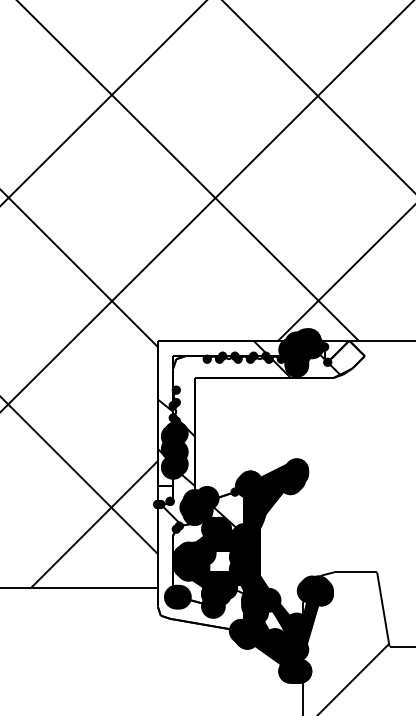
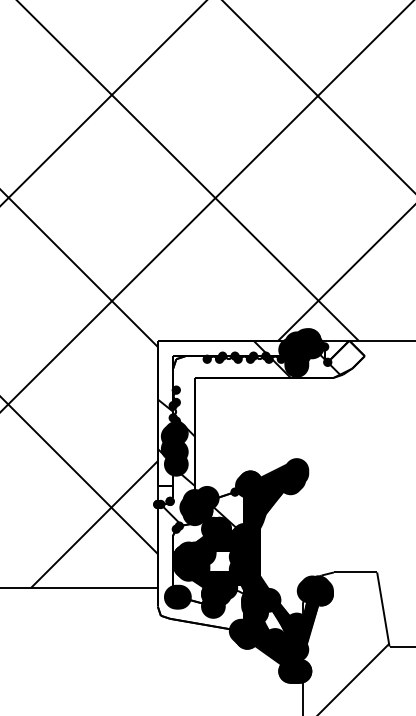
fill: present -> none (172, 467)
